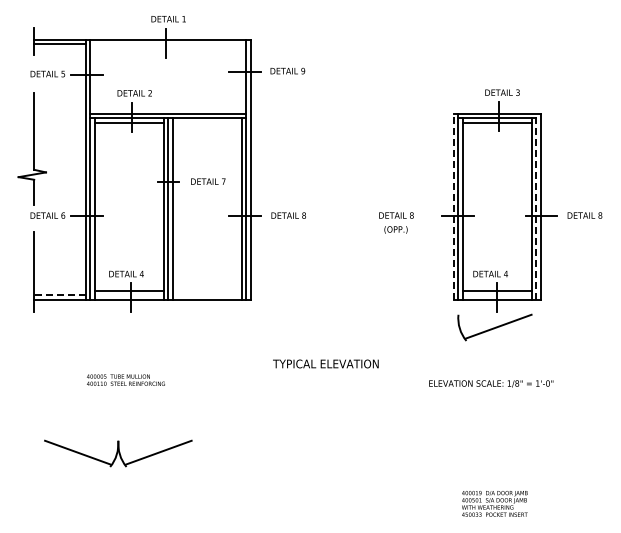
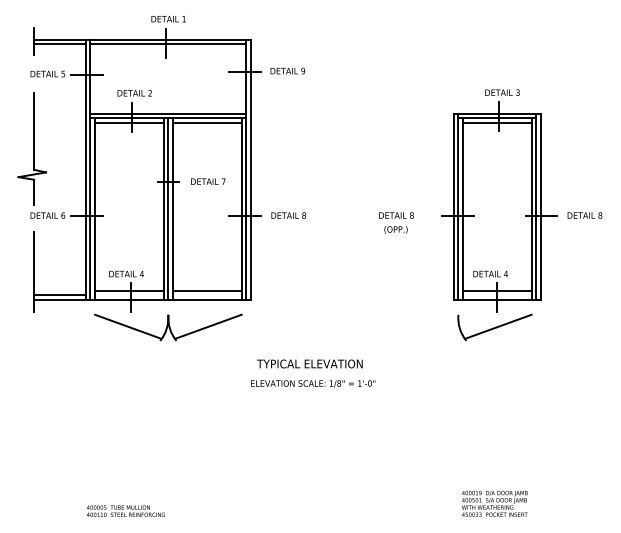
line: none -> present (168, 44)
line: none -> present (206, 122)
line: dashed -> solid (453, 206)
line: dashed -> solid (536, 206)
line: none -> present (206, 291)
line: dashed -> solid (60, 295)
text position: (325, 363) -> (309, 363) (309, 363)
text position: (125, 379) -> (125, 510) (125, 510)
text position: (491, 383) -> (313, 383) (313, 383)
part position: (118, 453) -> (168, 327) (168, 327)
